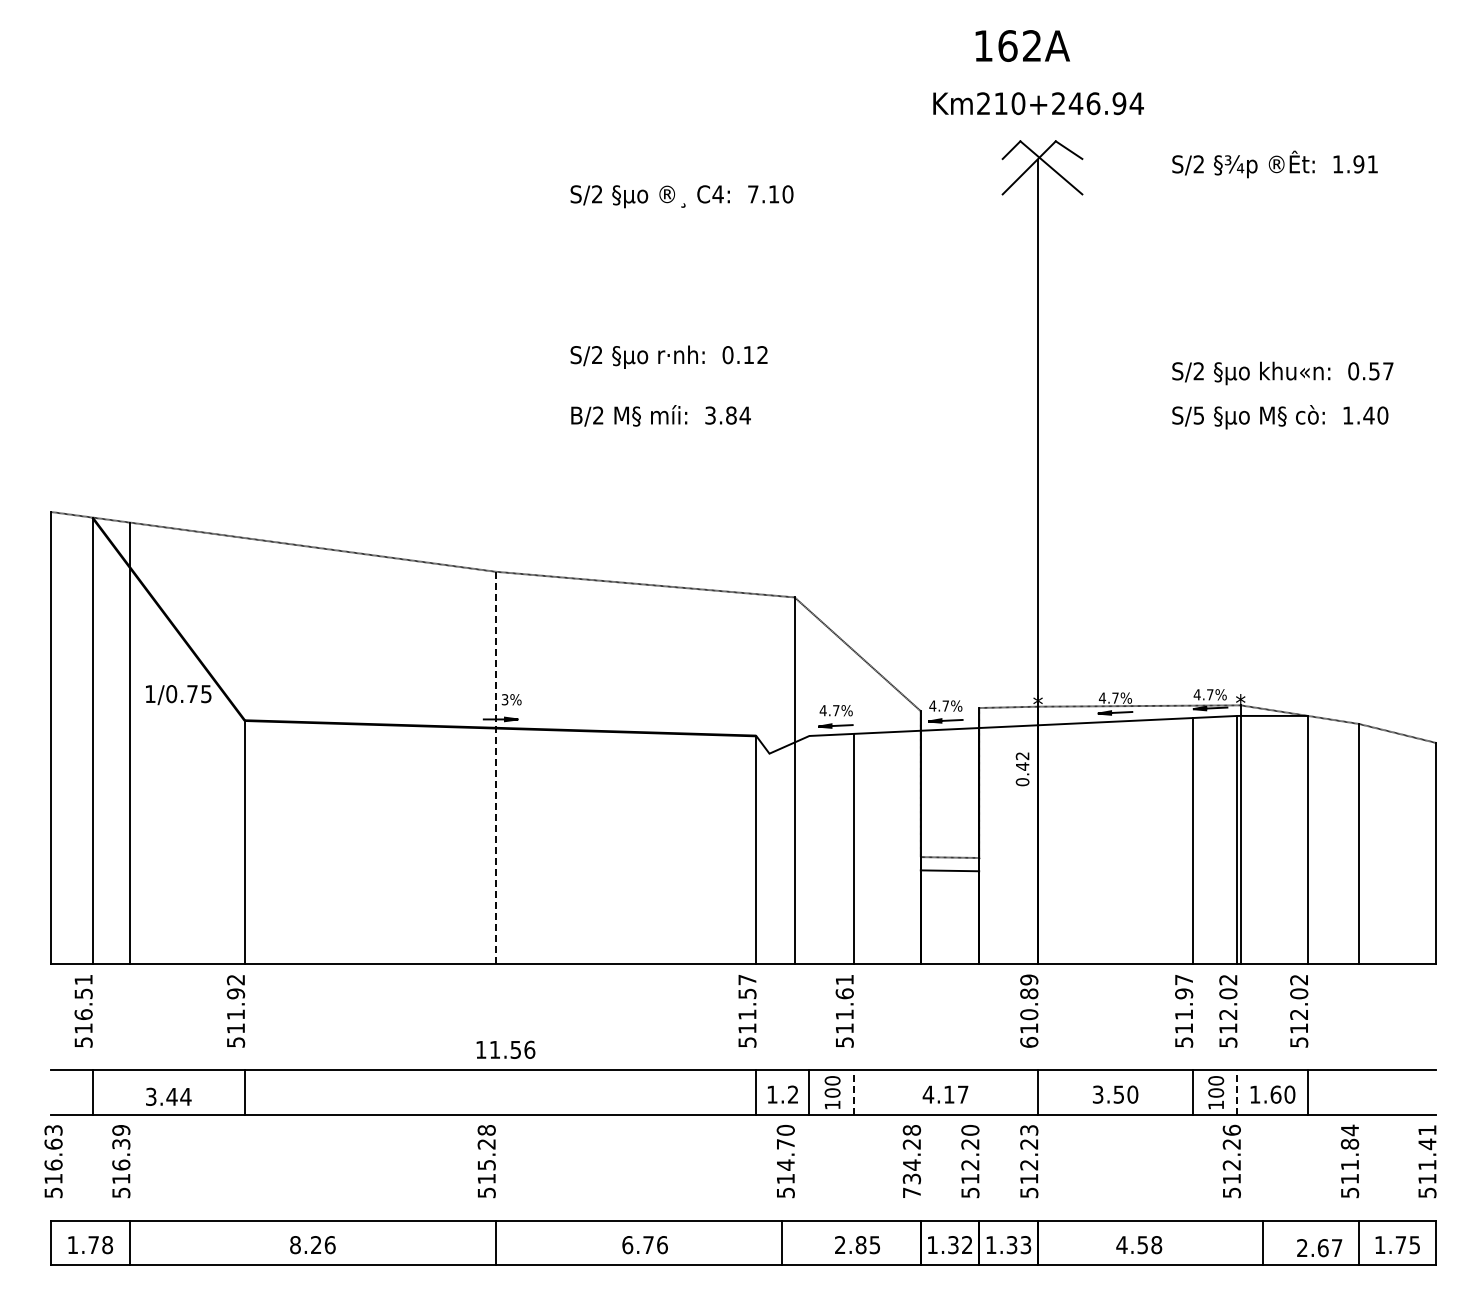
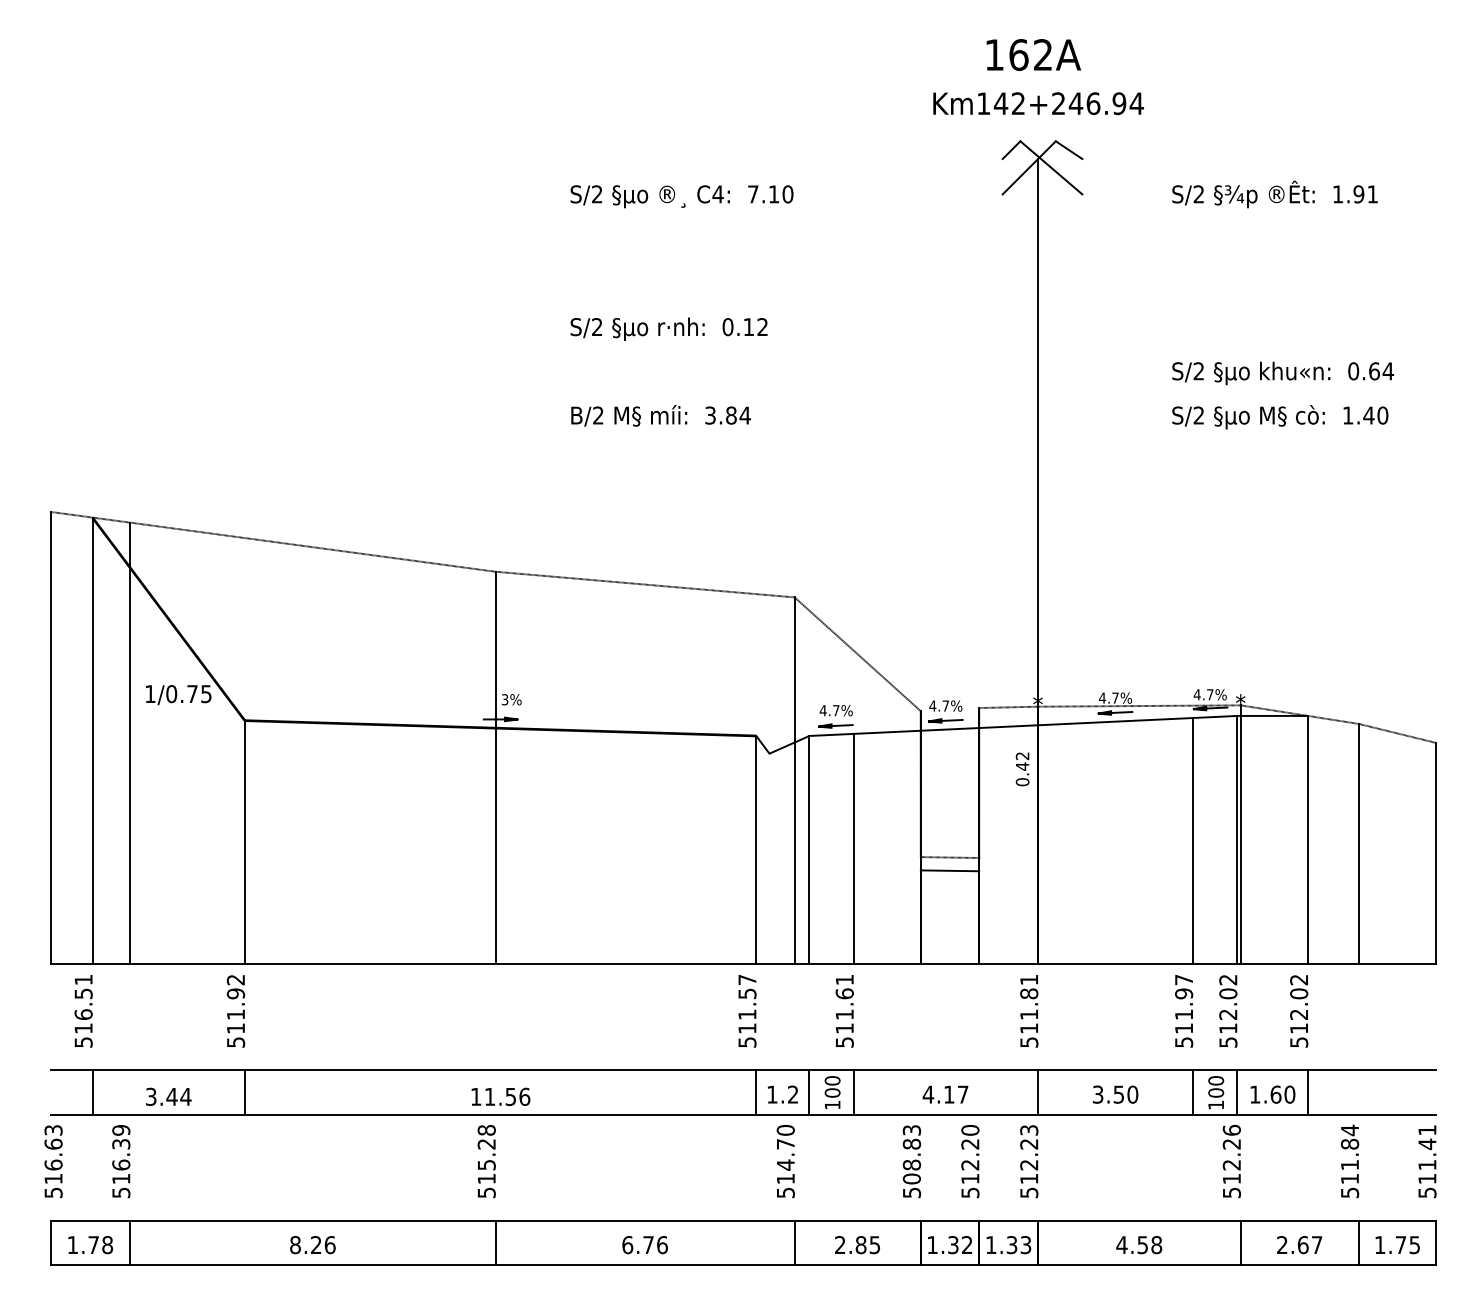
text position: (1022, 45) -> (1033, 54) (1033, 54)
text: Km210+246.94 -> Km142+246.94 (1001, 103)
text position: (1274, 164) -> (1274, 194) (1274, 194)
text position: (668, 356) -> (668, 328) (668, 328)
text: 0.57 -> 0.64 (1381, 371)
text: S/5 -> S/2 (1198, 415)
line: dashed -> solid (495, 768)
line: none -> present (809, 849)
text: 610.89 -> 511.81 (1029, 1010)
text position: (505, 1049) -> (500, 1096) (500, 1096)
line: dashed -> solid (853, 1091)
line: dashed -> solid (1237, 1091)
text: 734.28 -> 508.83 (911, 1161)
line position: (781, 1242) -> (794, 1242) (794, 1242)
line position: (1262, 1242) -> (1240, 1242) (1240, 1242)
text position: (1319, 1248) -> (1299, 1245) (1299, 1245)
